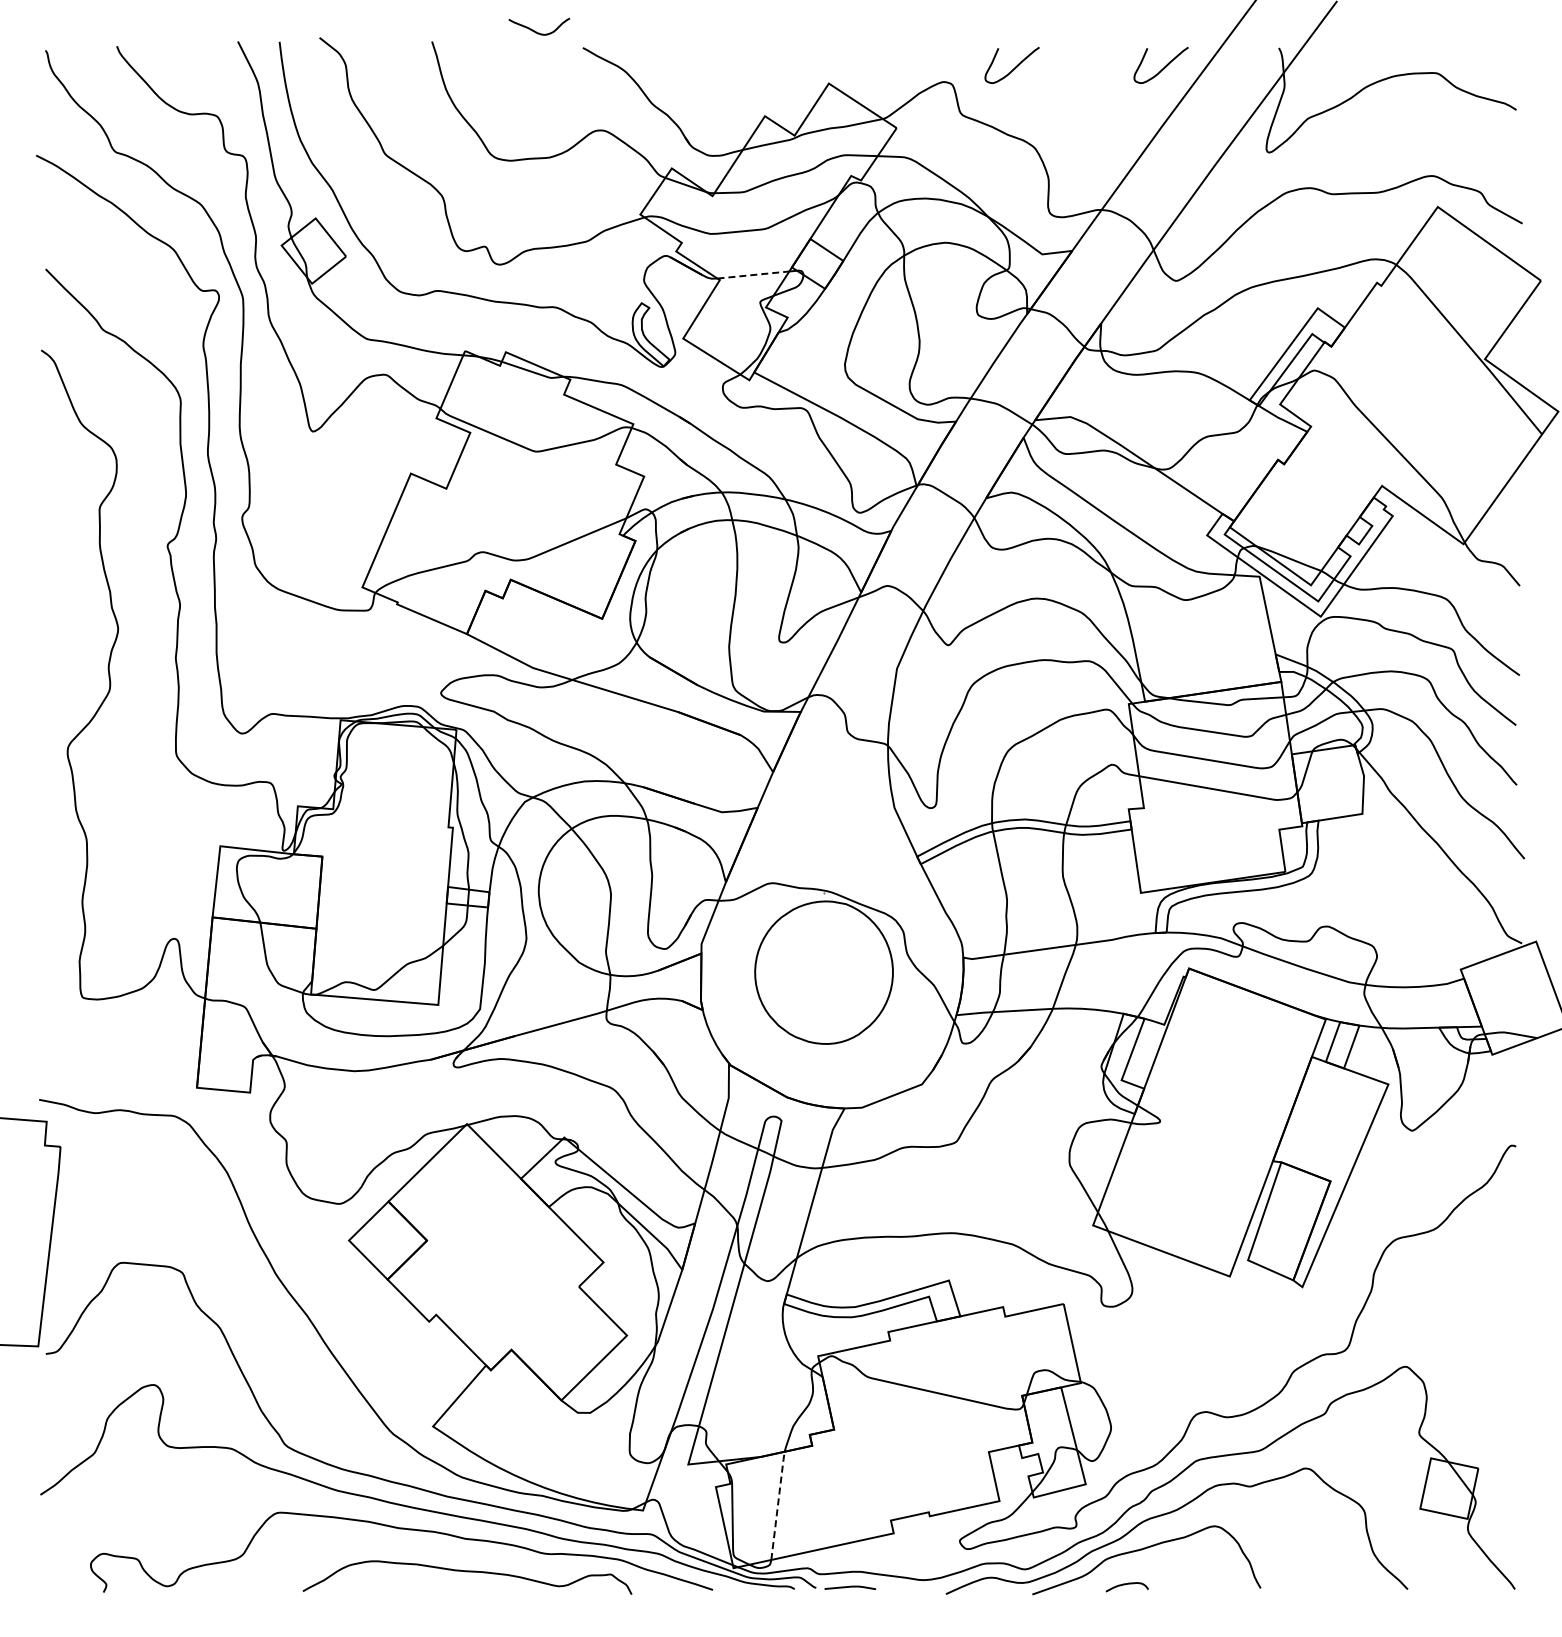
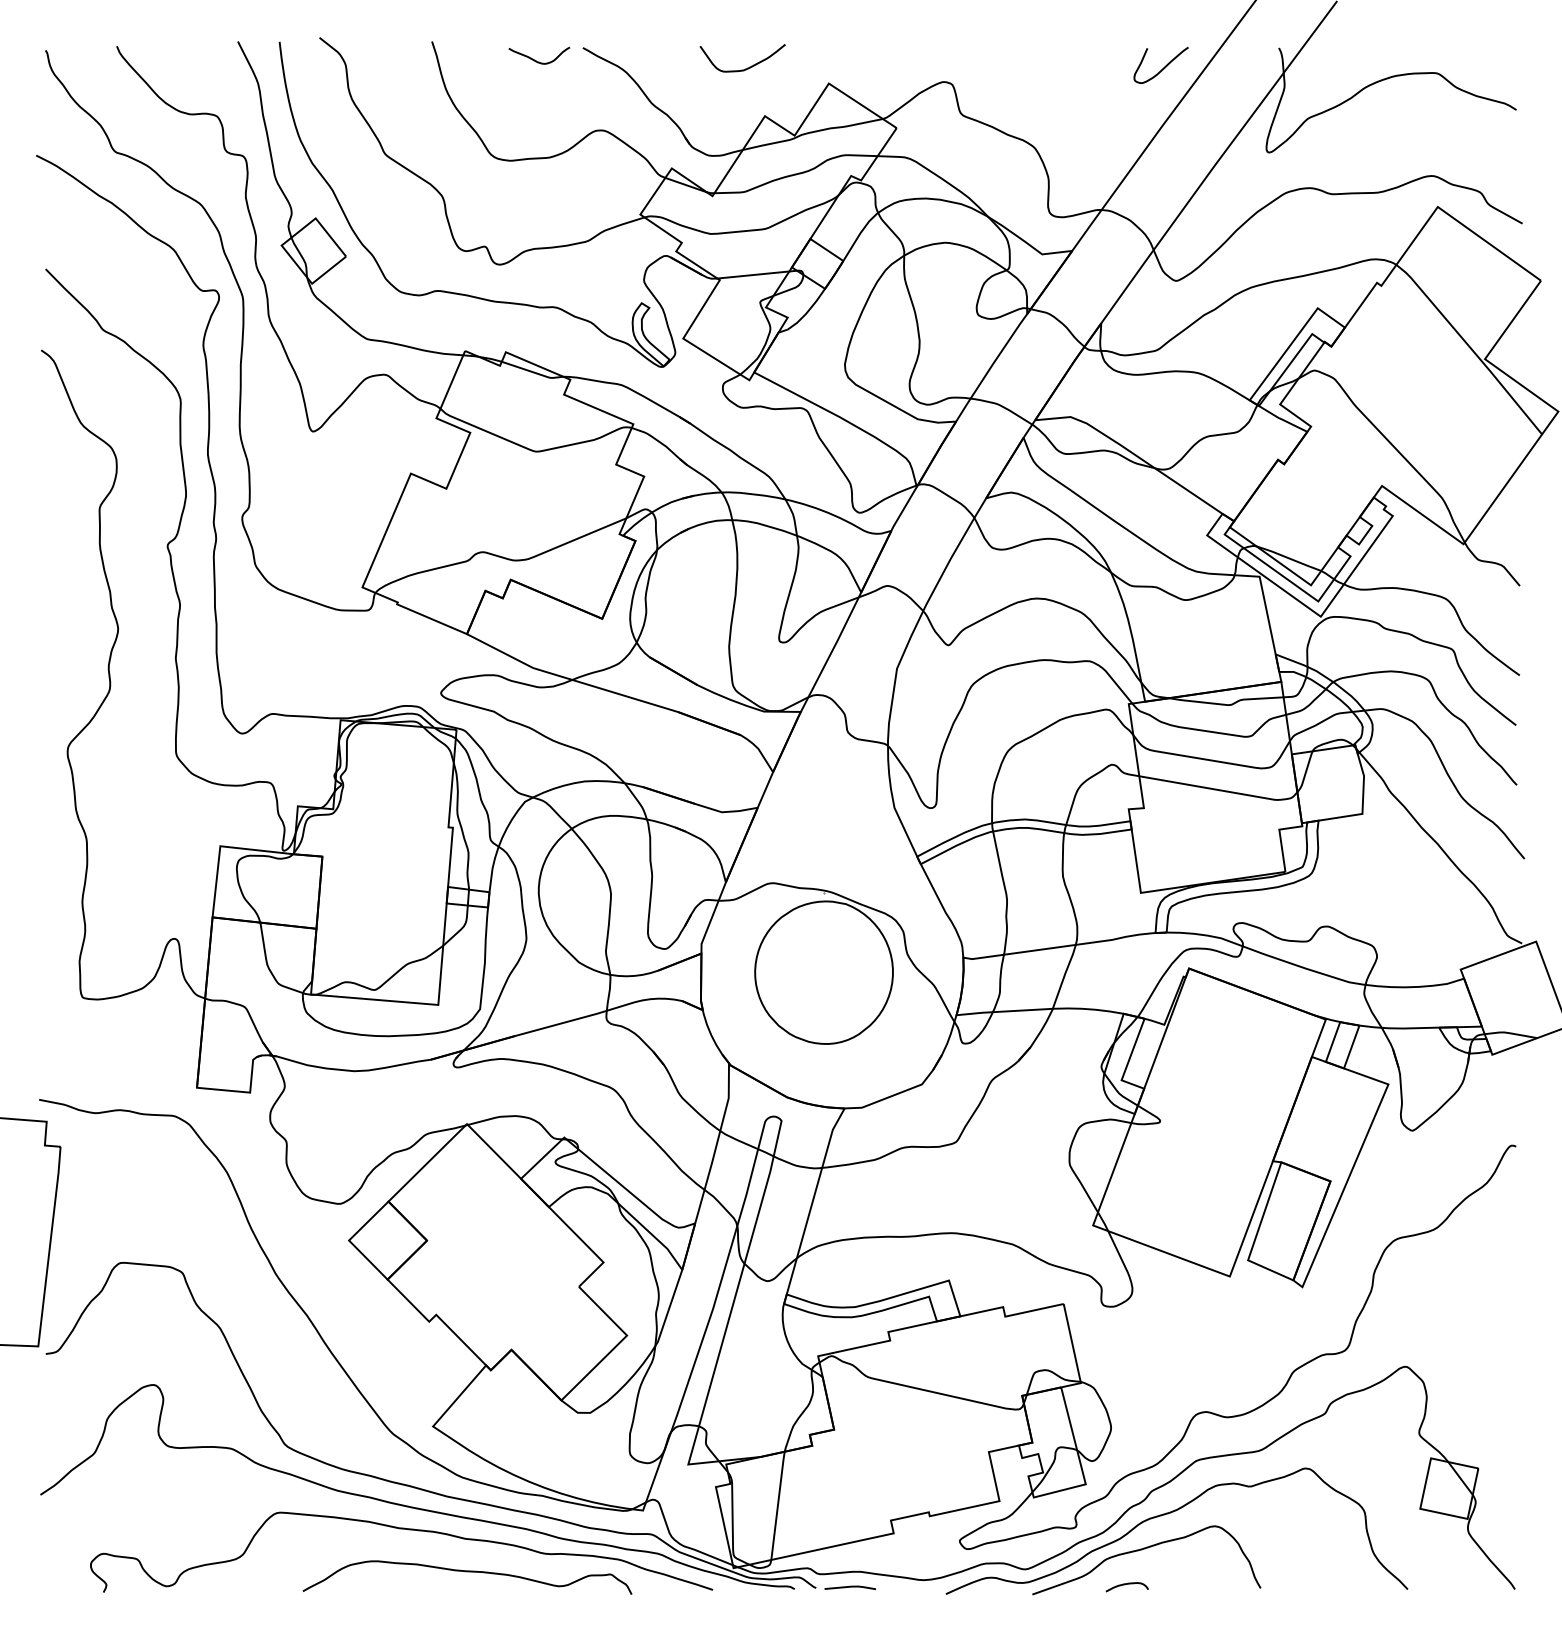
curve position: (536, 31) -> (536, 60) (536, 60)
curve: none -> present (747, 67)
curve: present -> none (1014, 67)
line: dashed -> solid (753, 274)
line: dashed -> solid (778, 1504)
